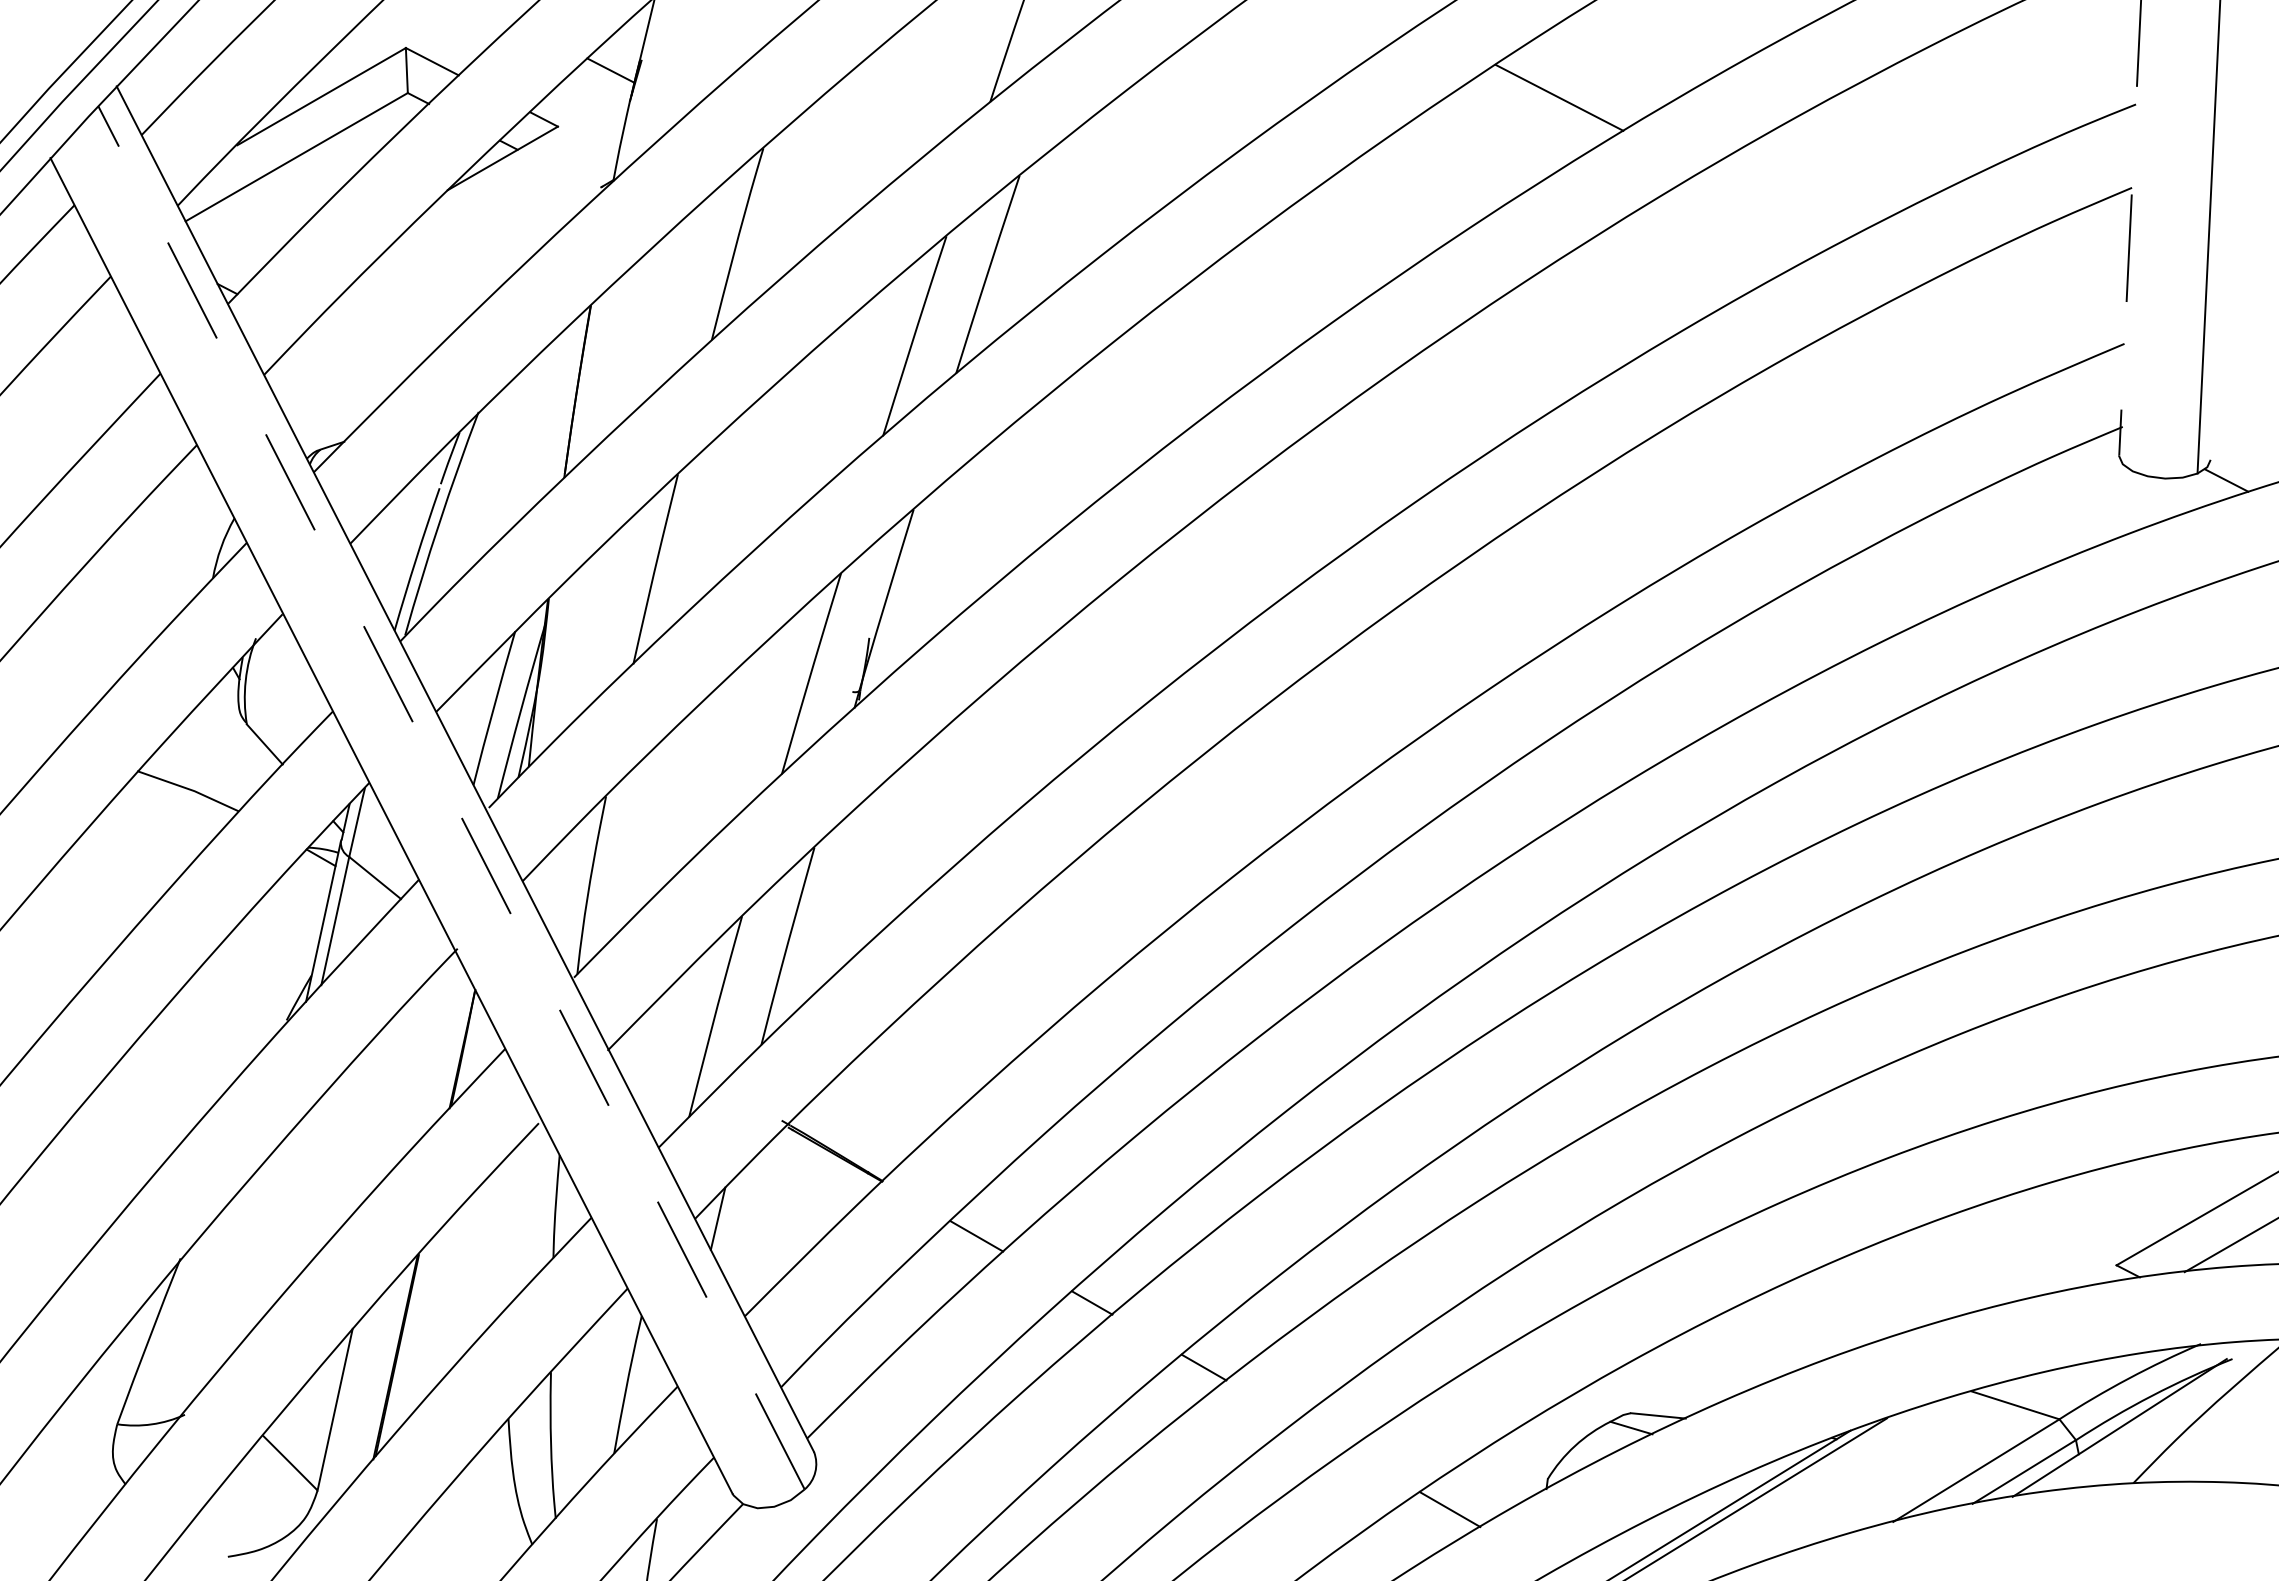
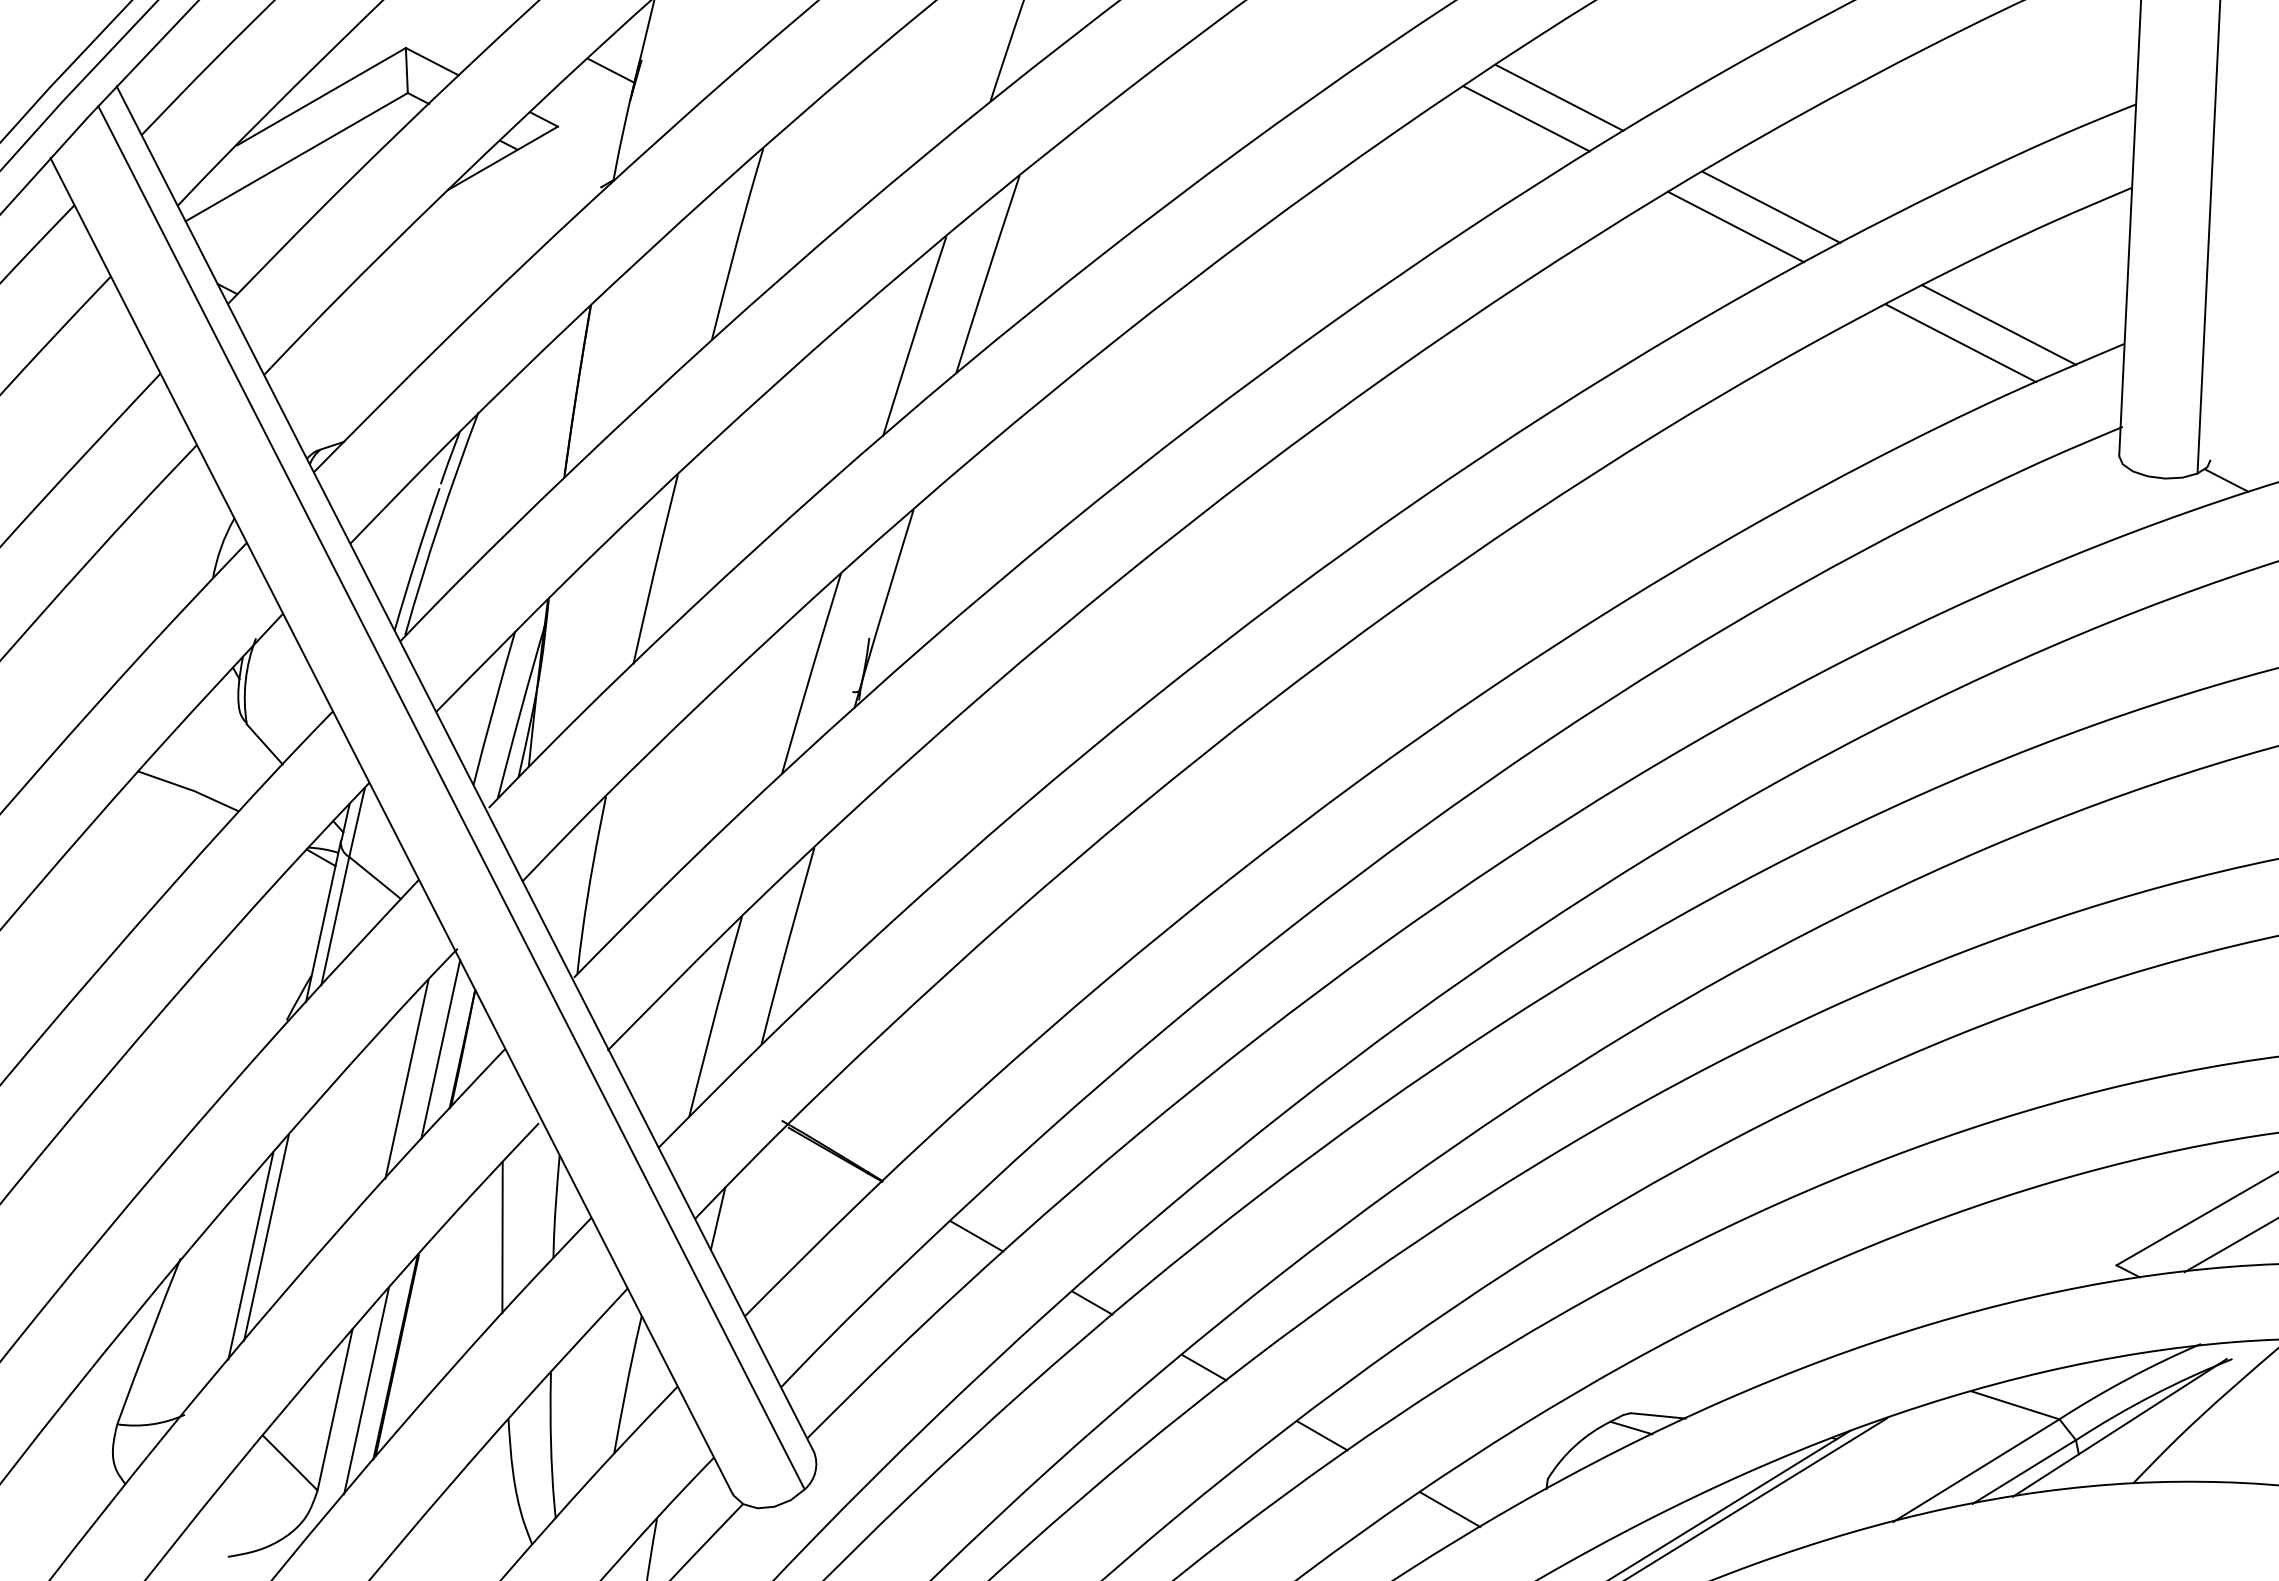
line: none -> present (1526, 118)
line: none -> present (1771, 206)
line: none -> present (1735, 226)
line: dashed -> solid (2130, 227)
line: none -> present (1998, 324)
line: none -> present (1960, 343)
line: dashed -> solid (451, 797)
line: none -> present (440, 1049)
line: none -> present (406, 1079)
line: none -> present (266, 1237)
line: none -> present (502, 1237)
line: none -> present (250, 1255)
line: none -> present (366, 1391)
line: none -> present (1321, 1435)
